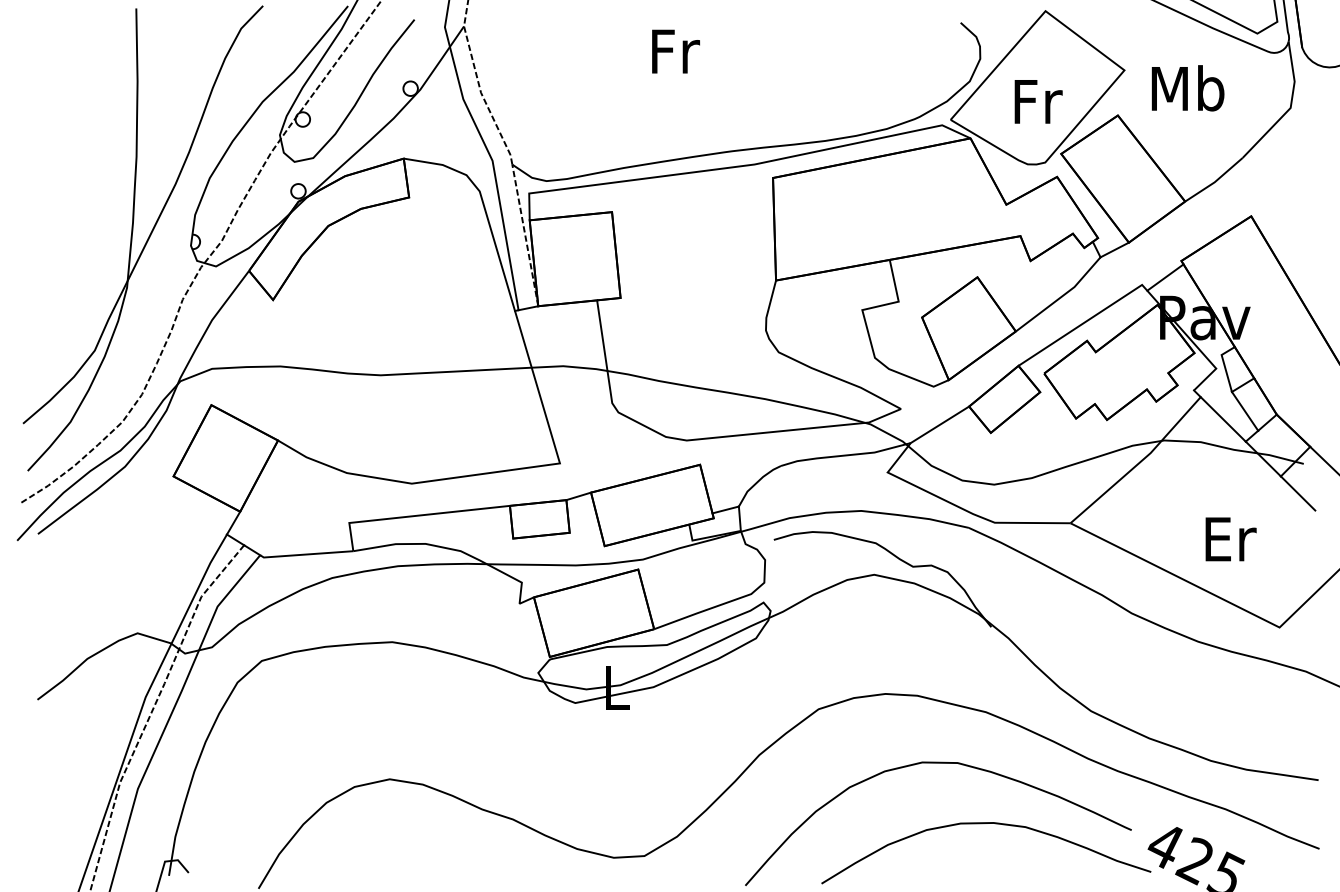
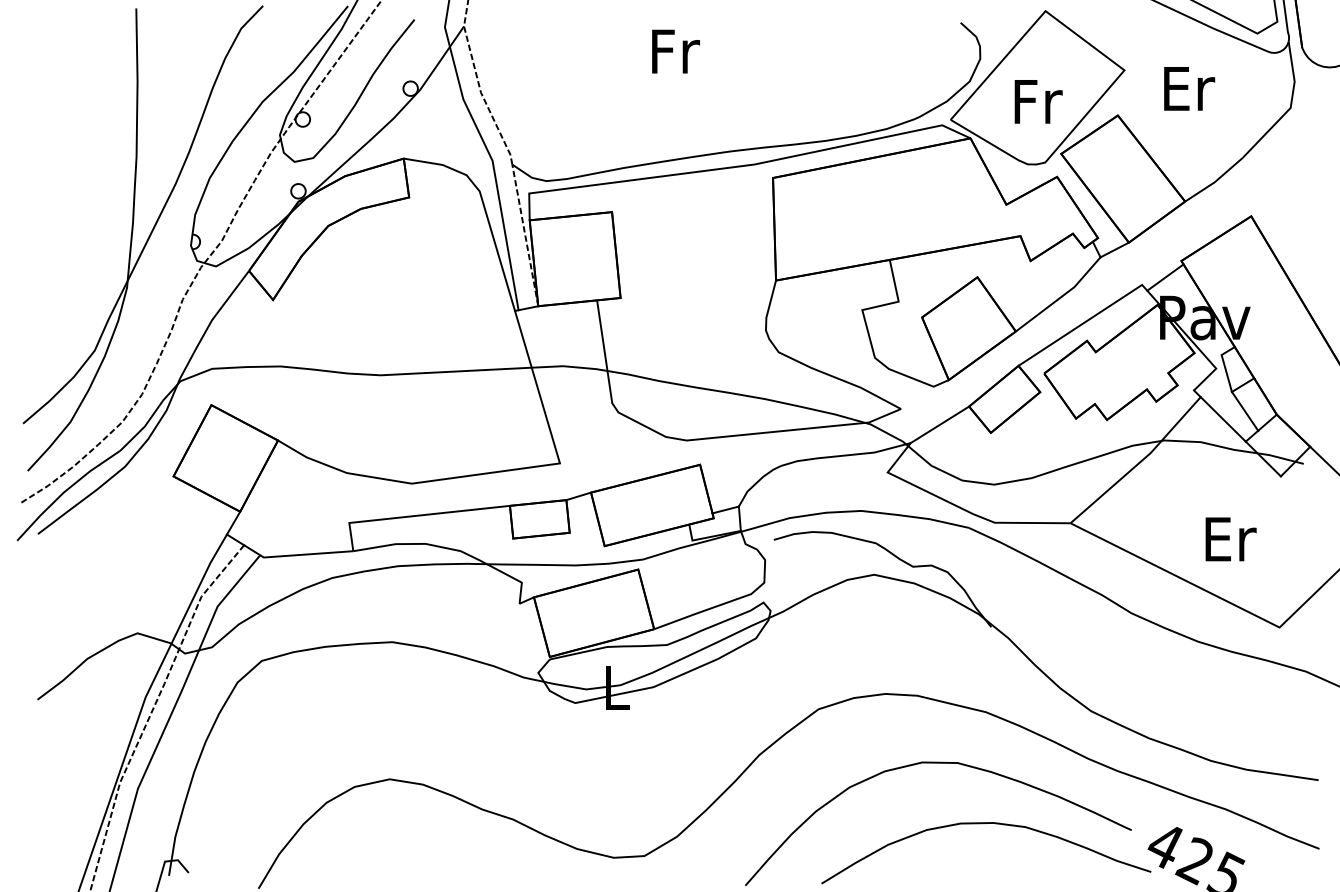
text: Mb -> Er (1187, 88)
line: present -> none (1297, 493)
